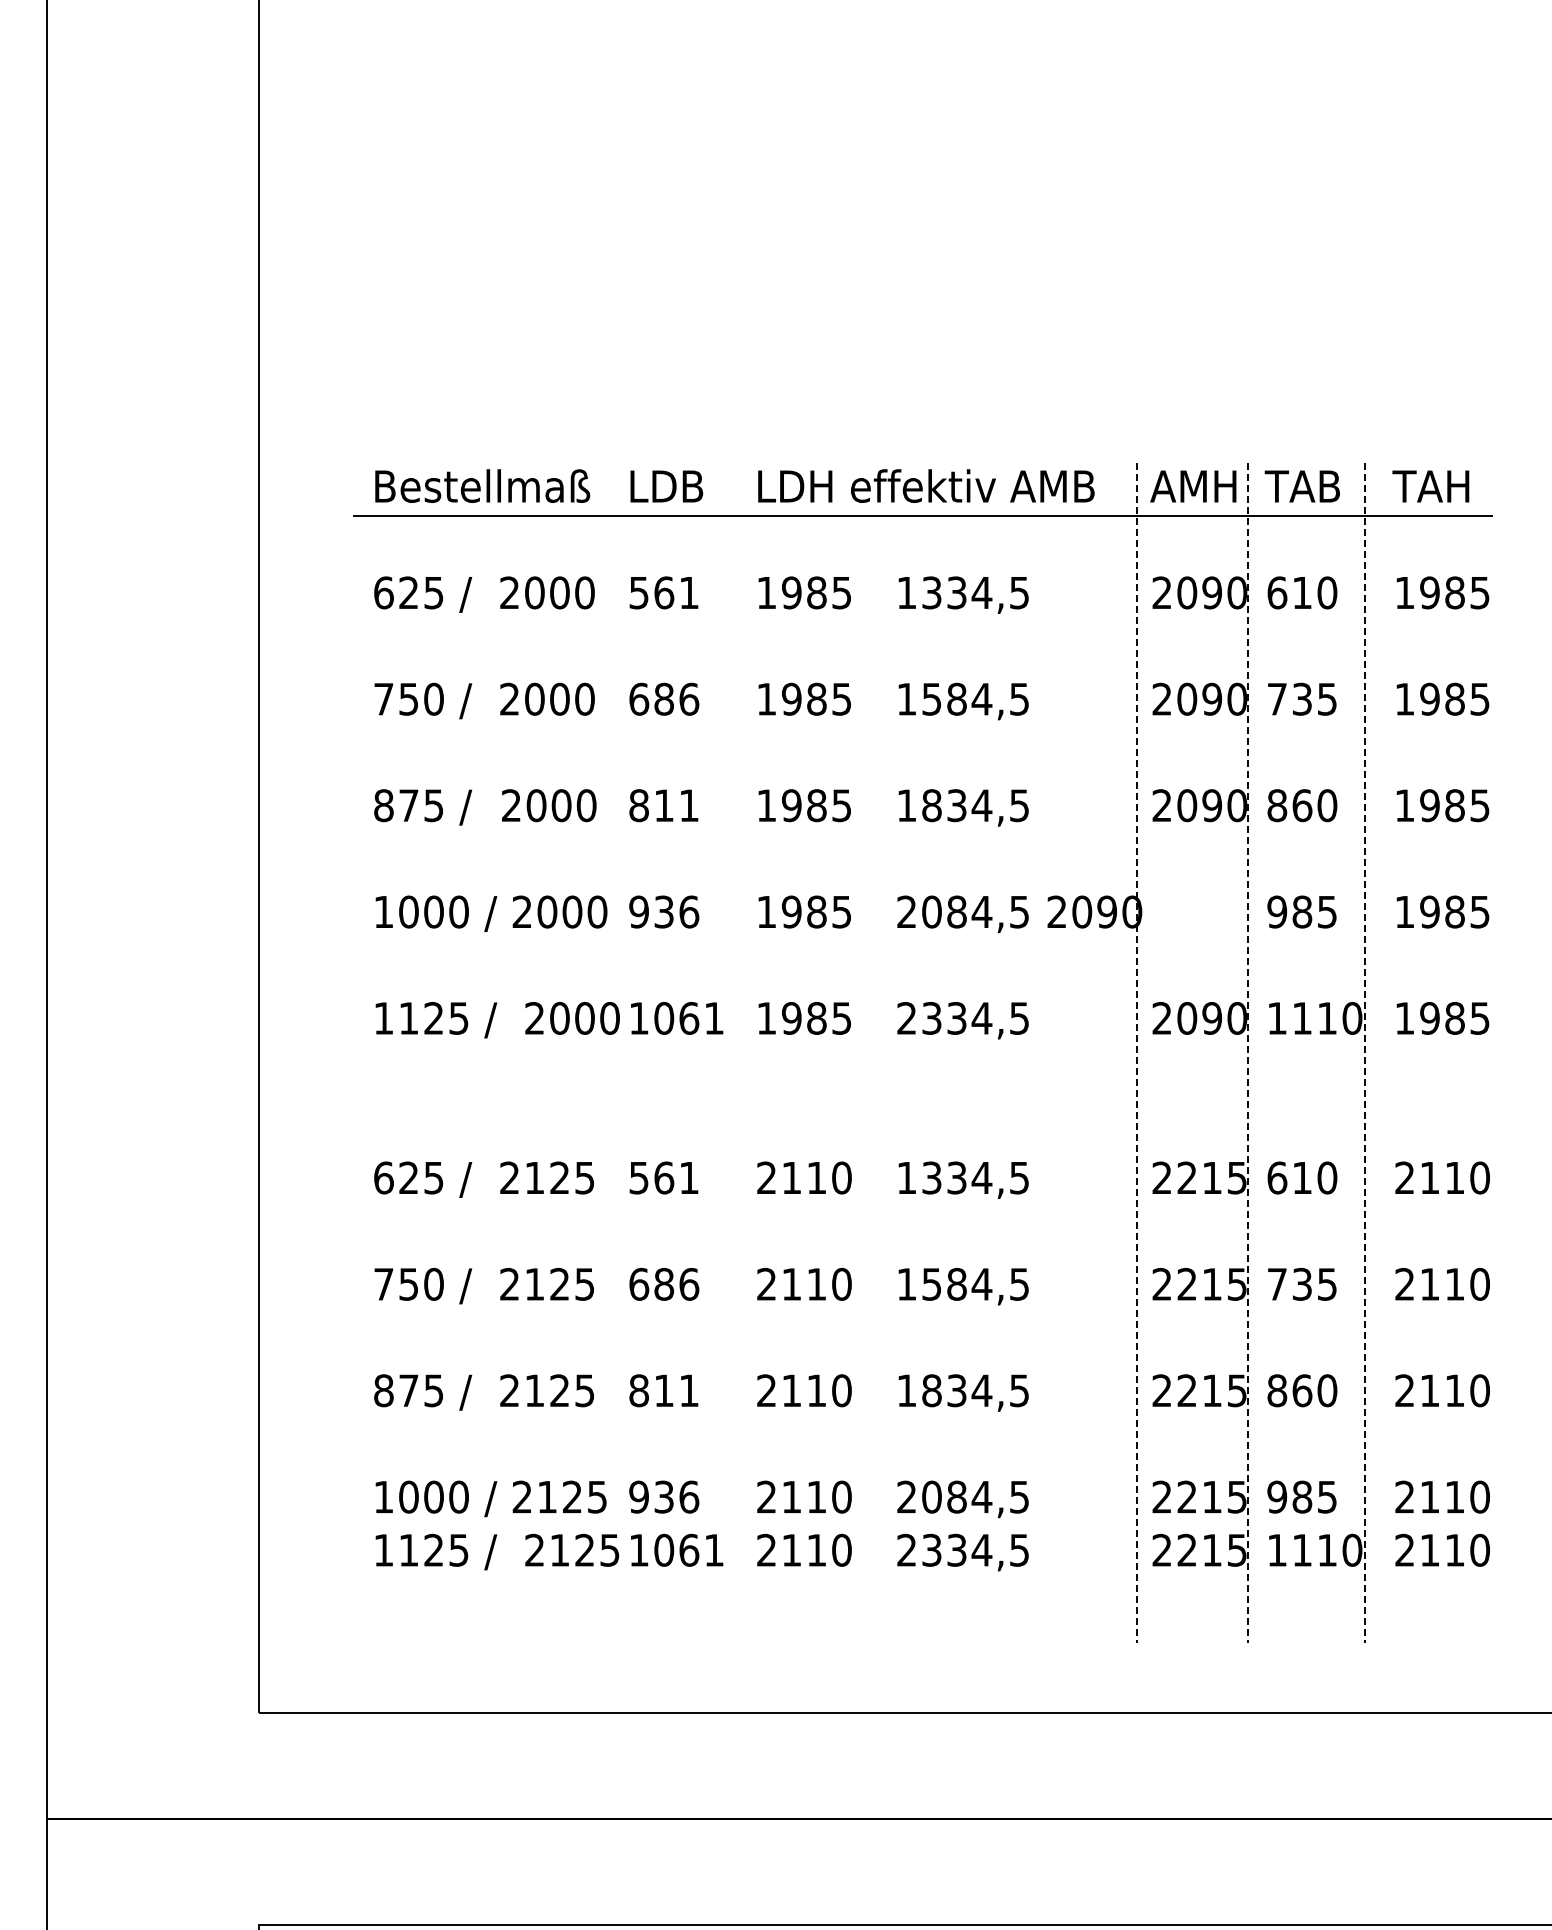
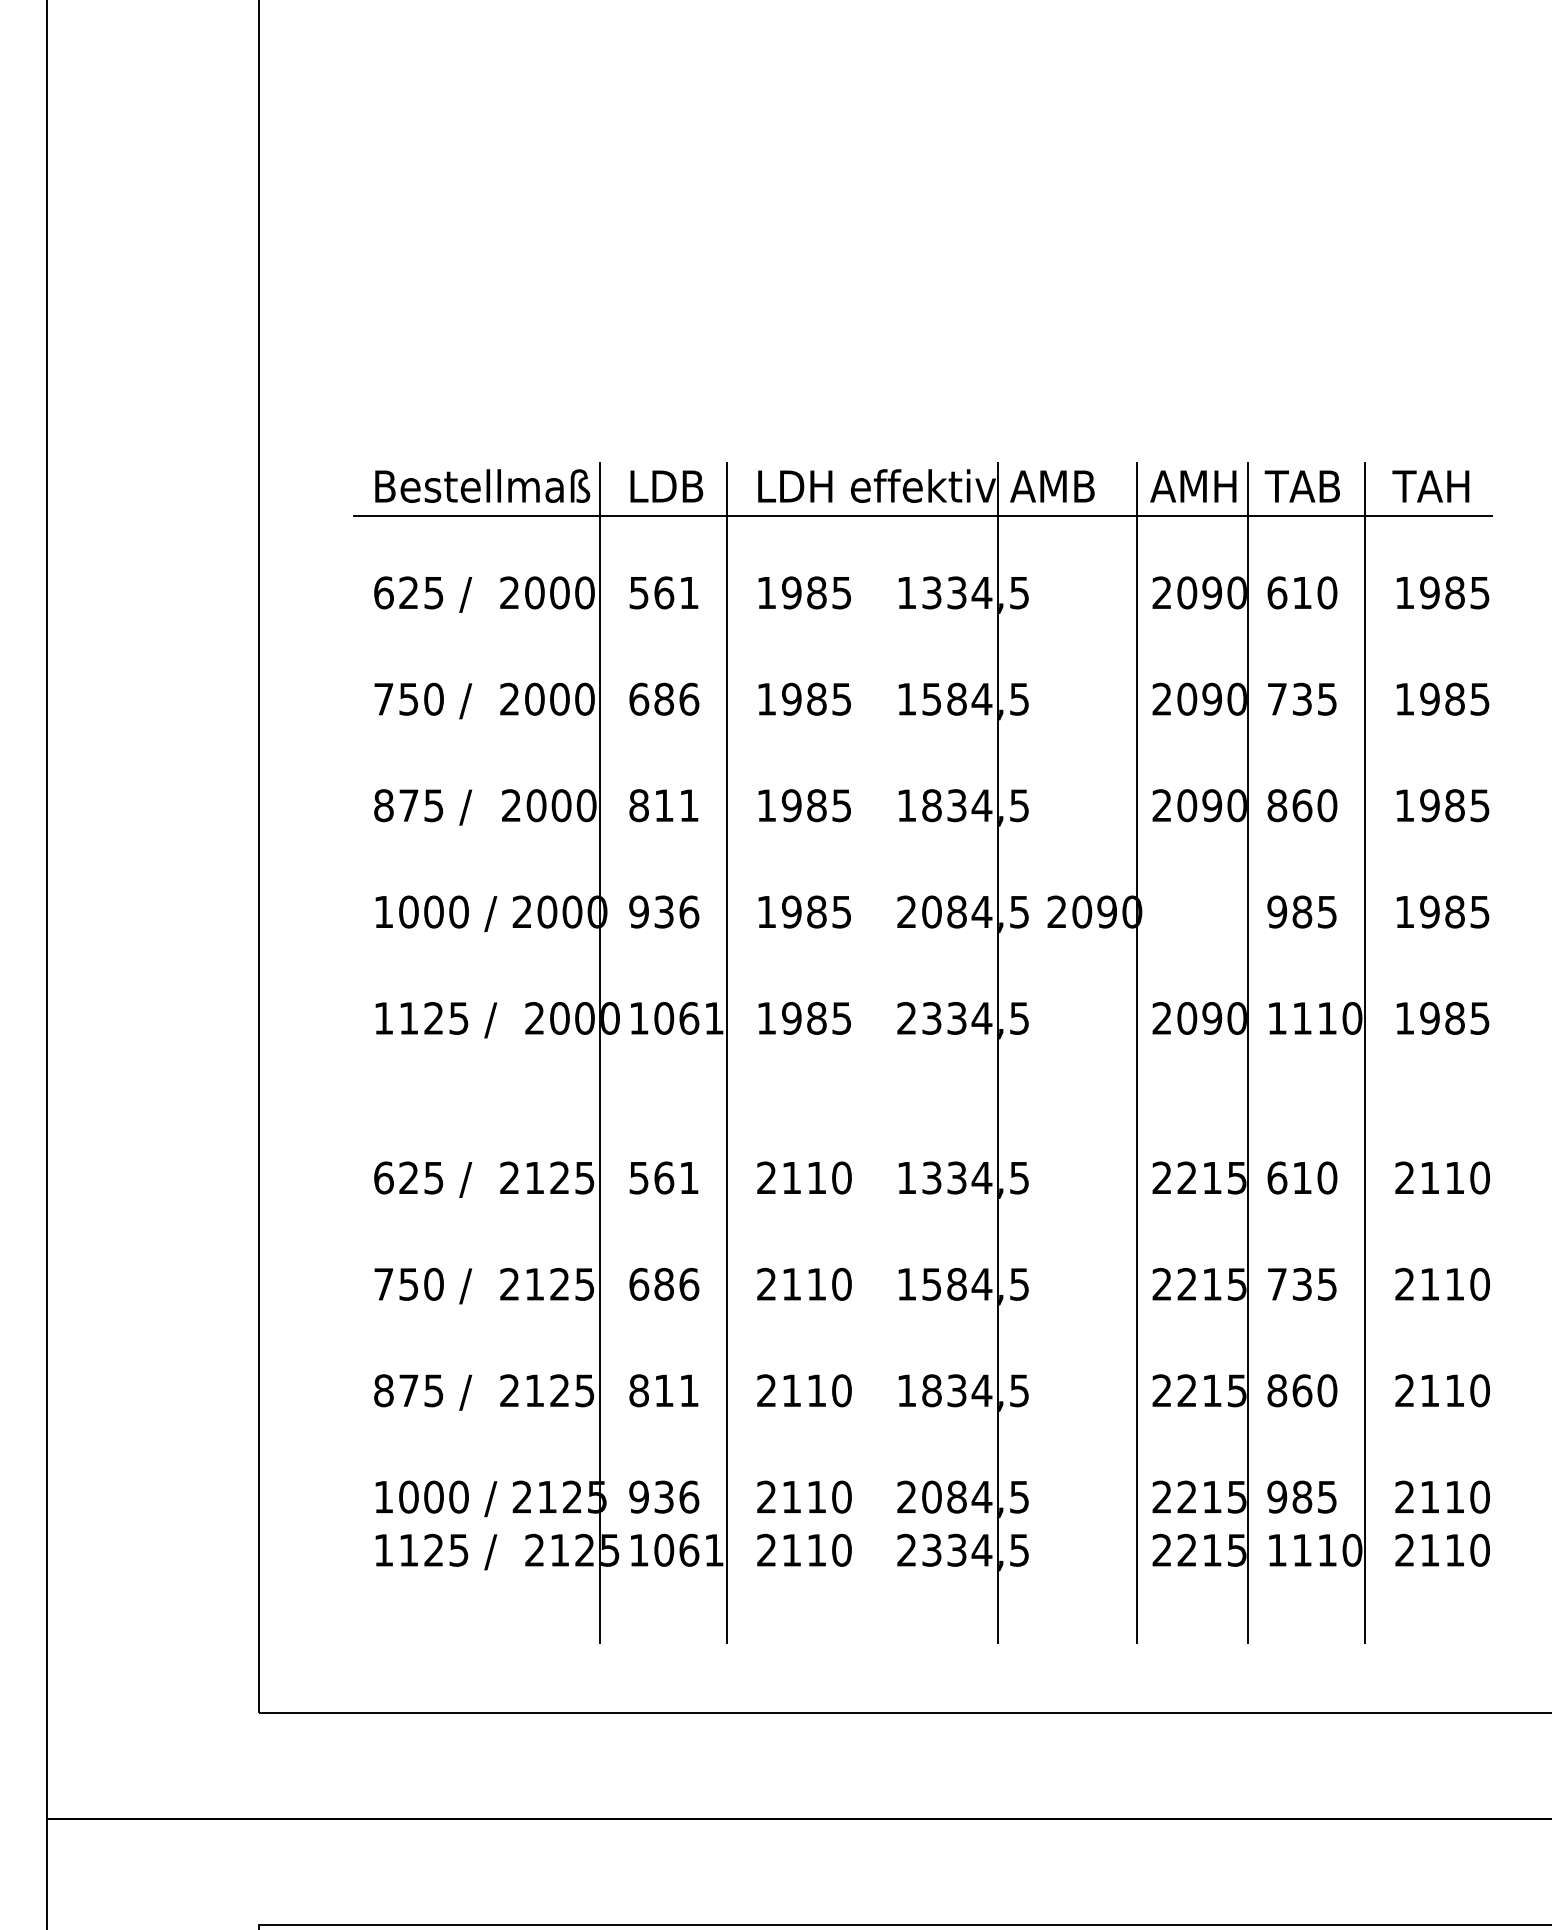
line: none -> present (599, 1052)
line: none -> present (727, 1052)
line: none -> present (998, 1052)
line: dashed -> solid (1136, 1053)
line: dashed -> solid (1248, 1053)
line: dashed -> solid (1365, 1053)
